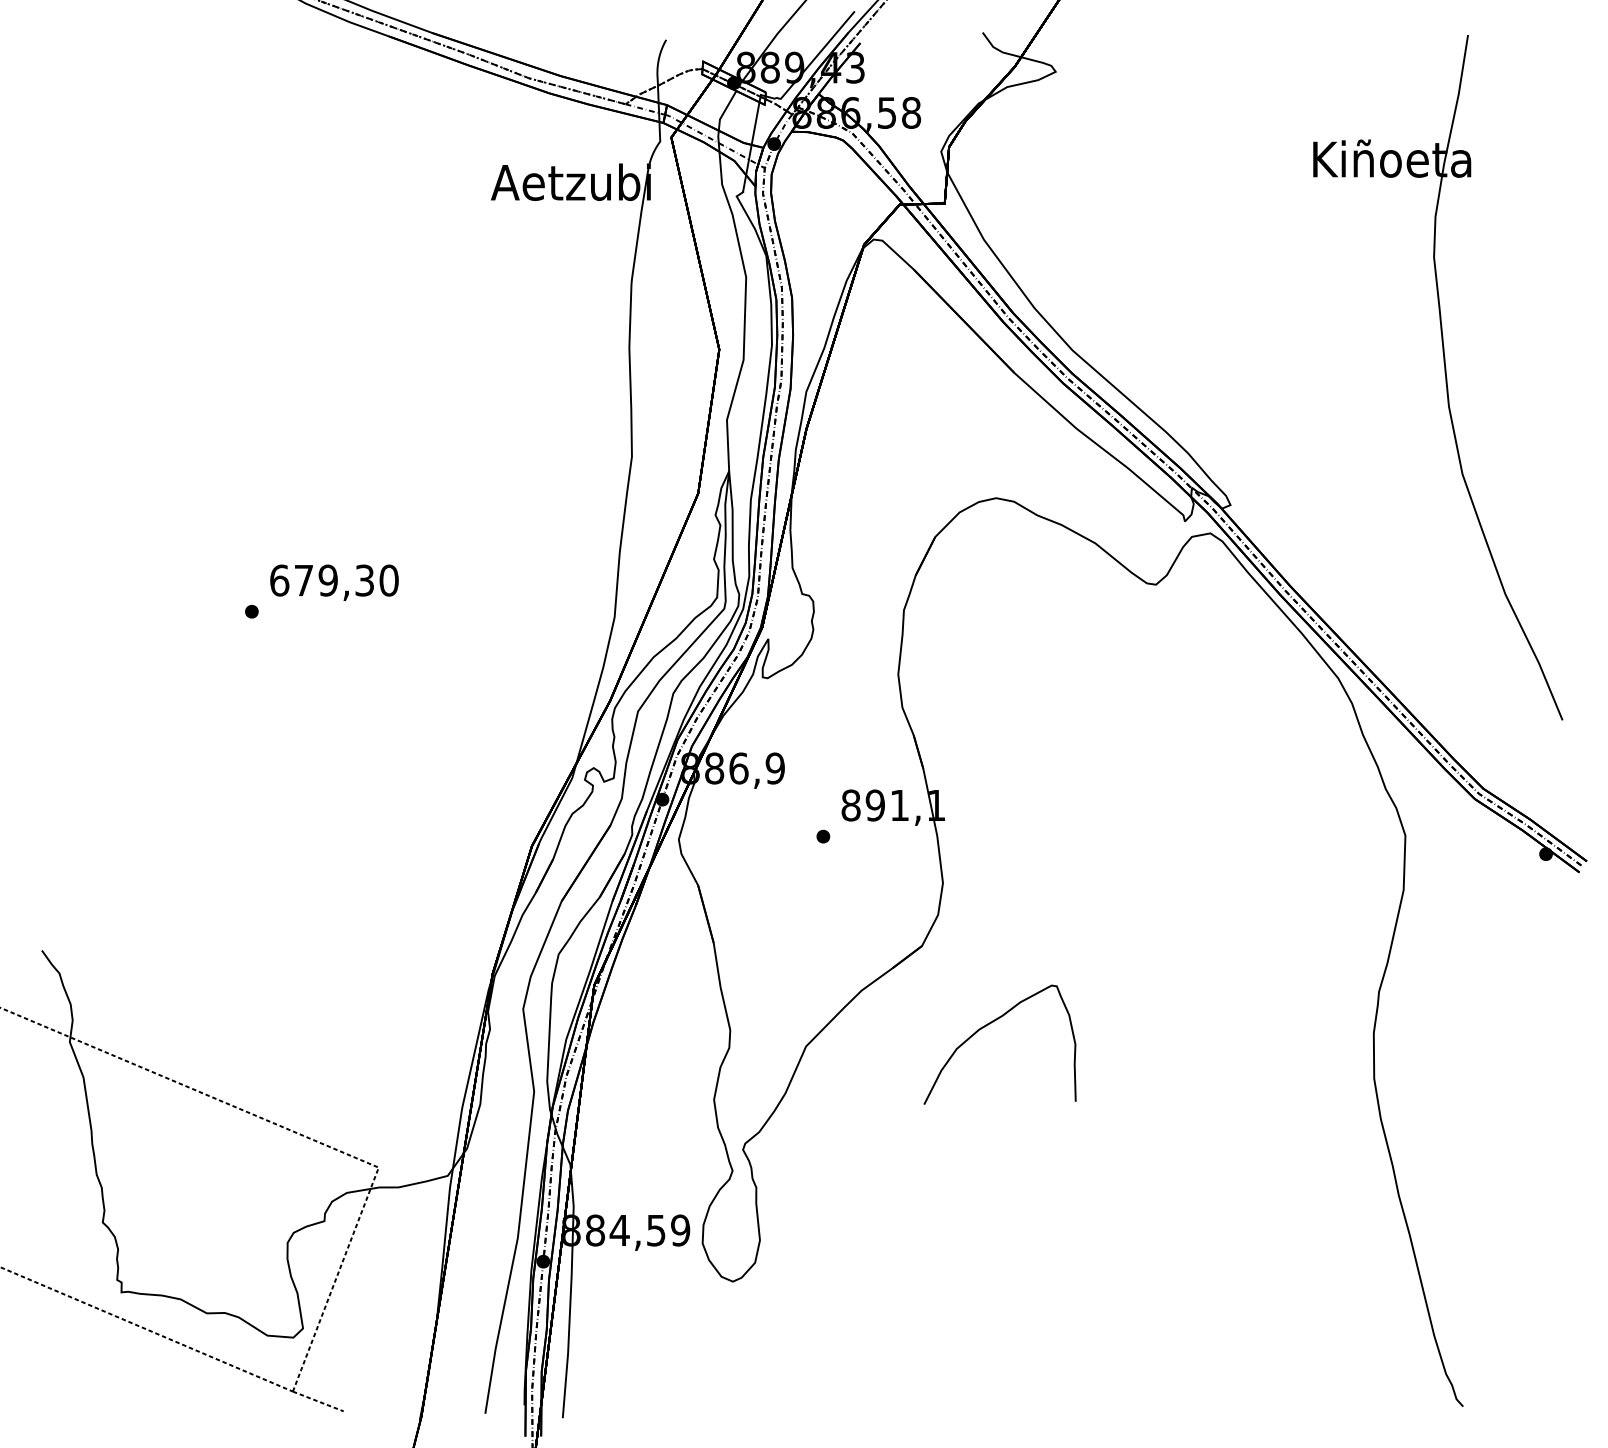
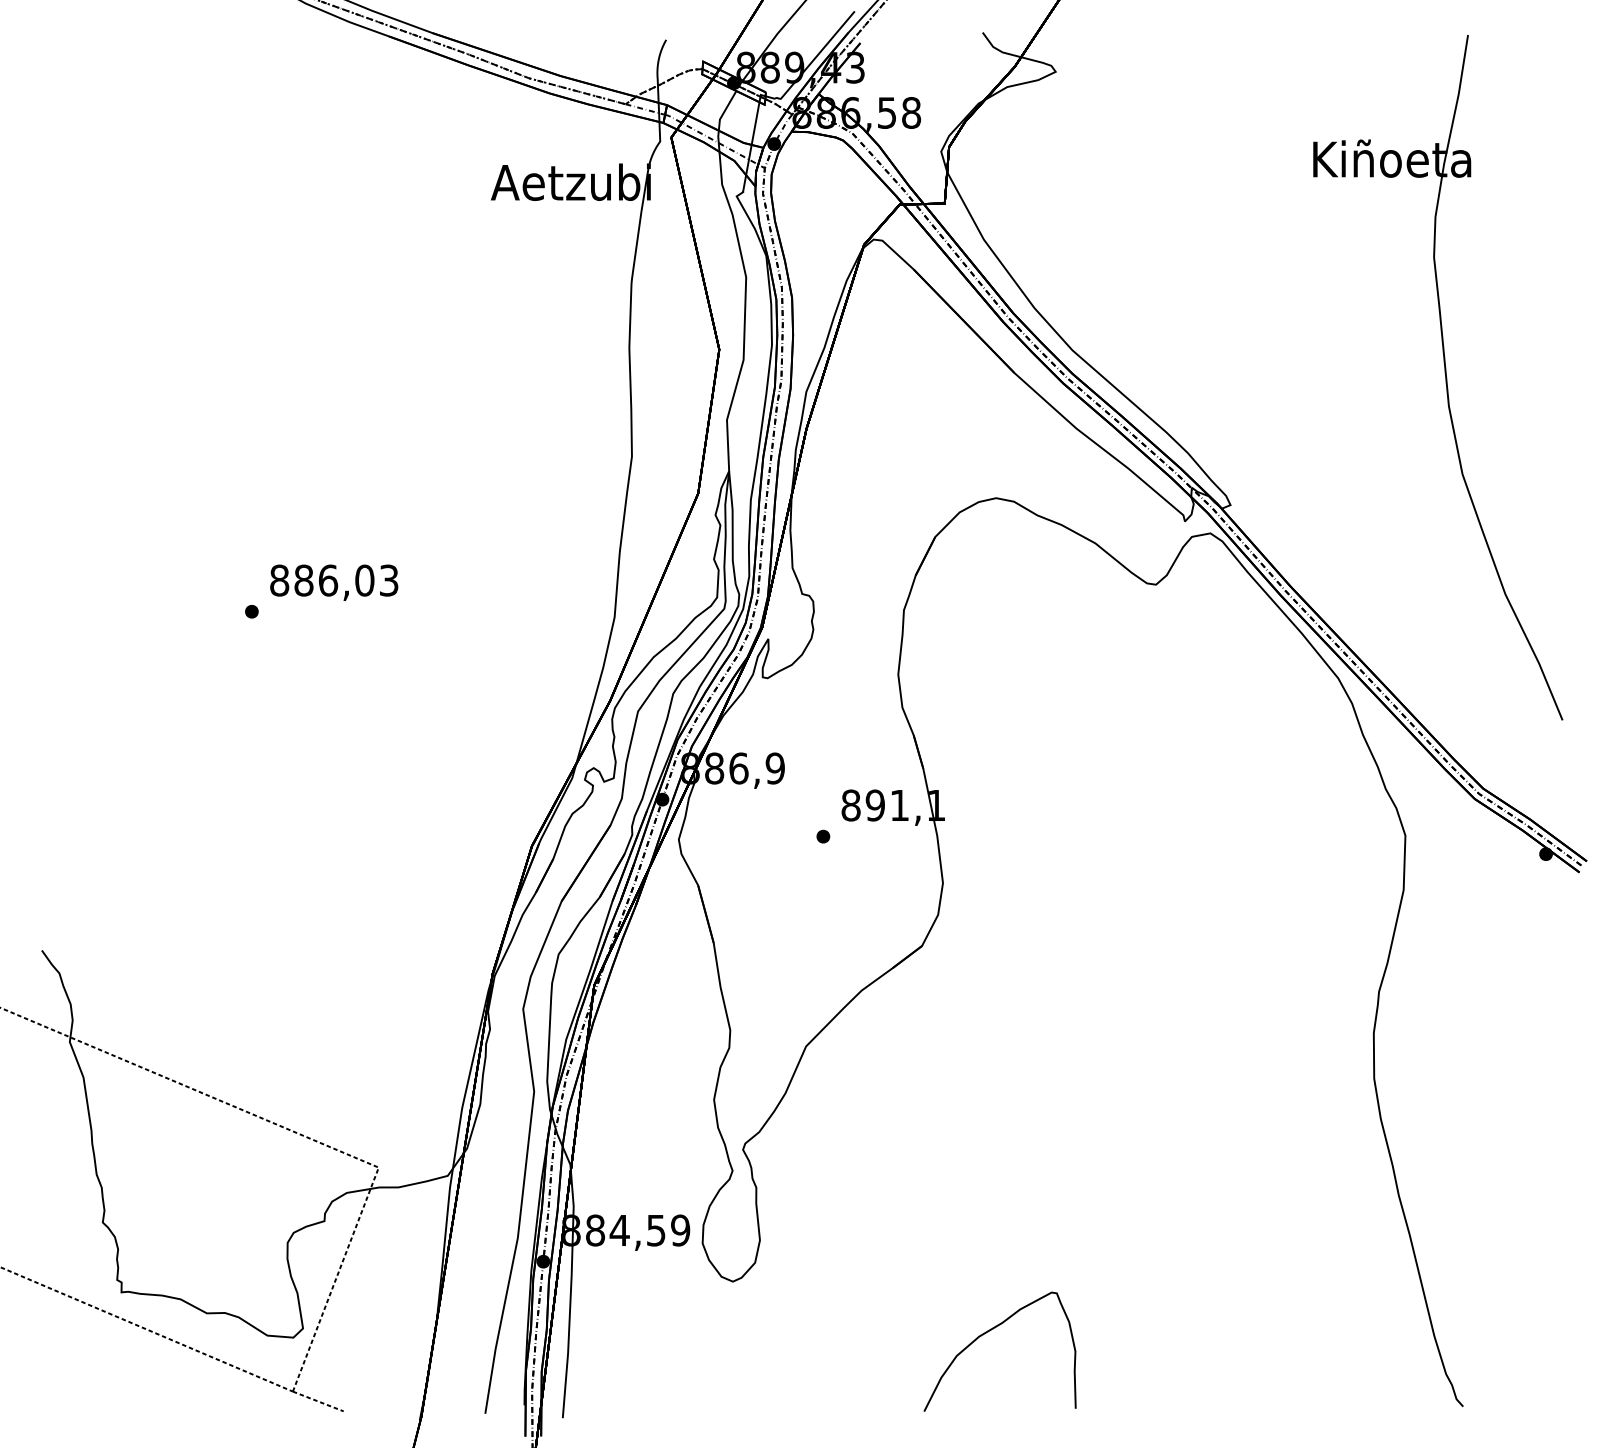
text: 679,30 -> 886,03 (334, 580)
curve position: (988, 1025) -> (988, 1332) (988, 1332)
